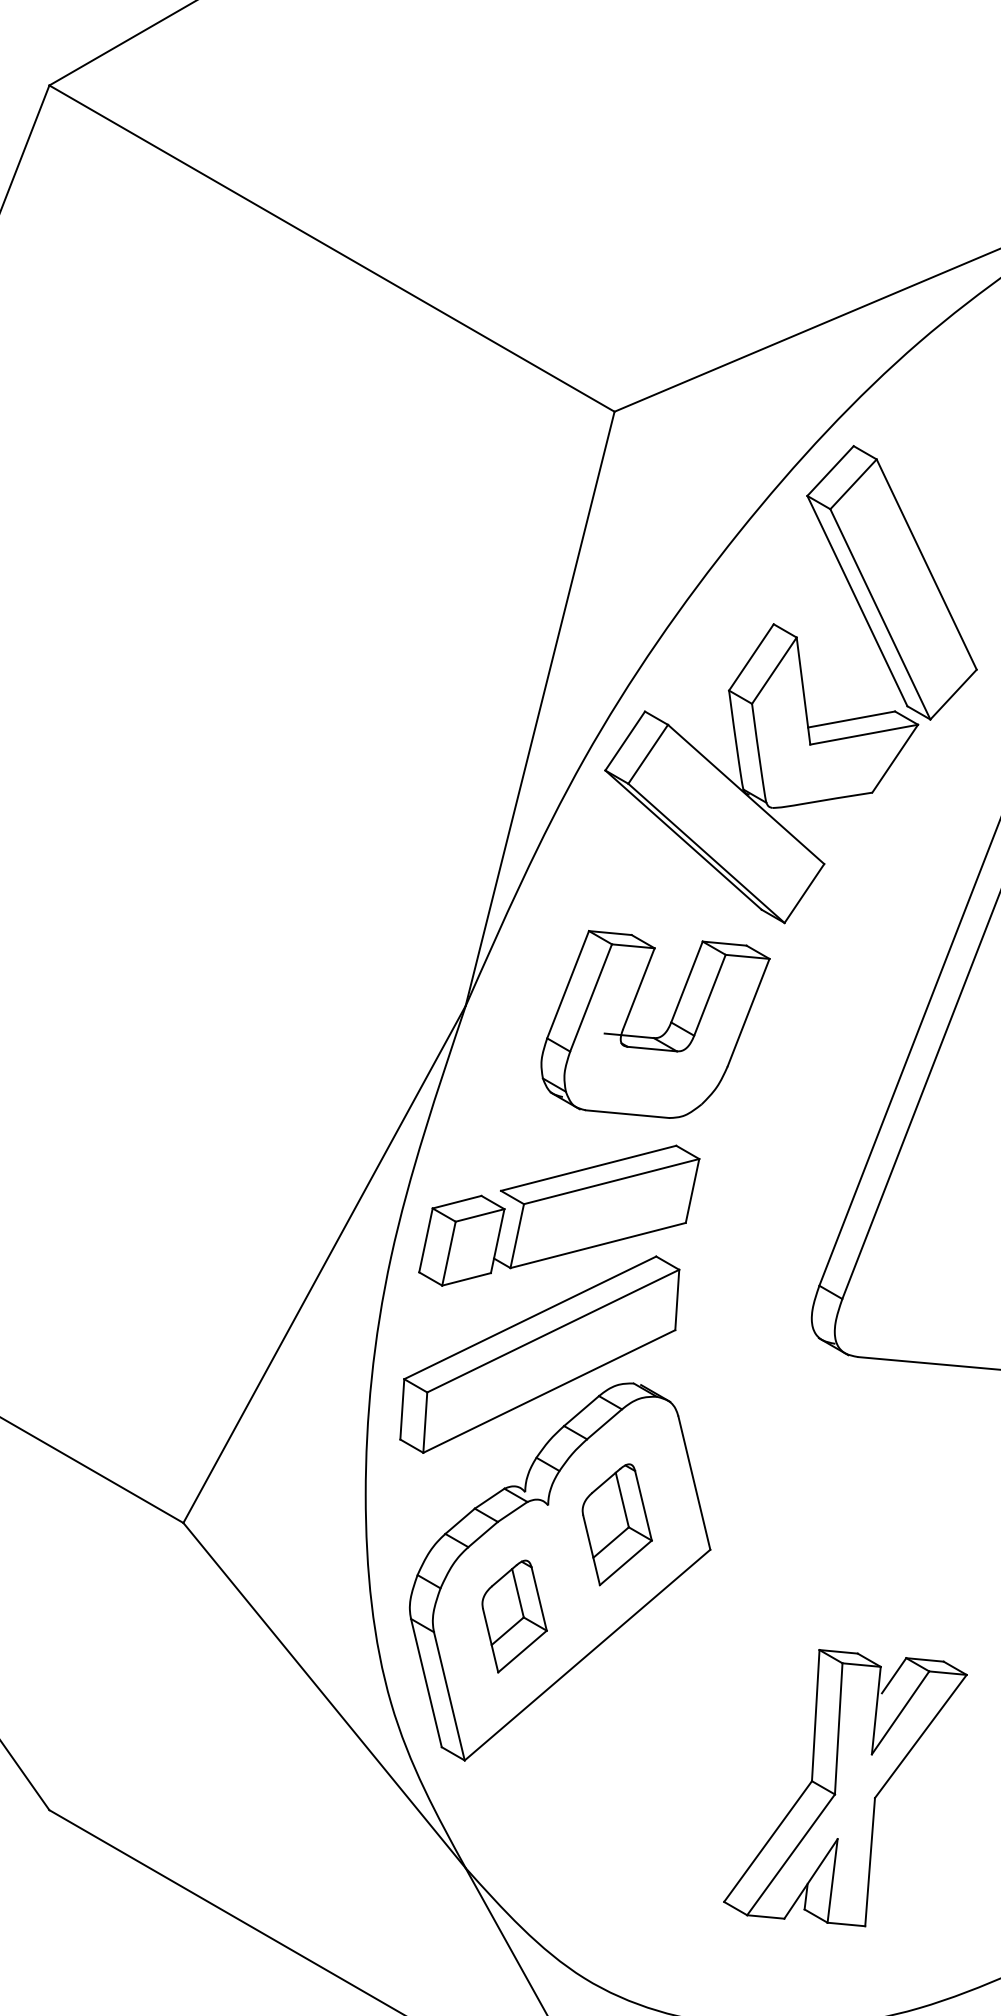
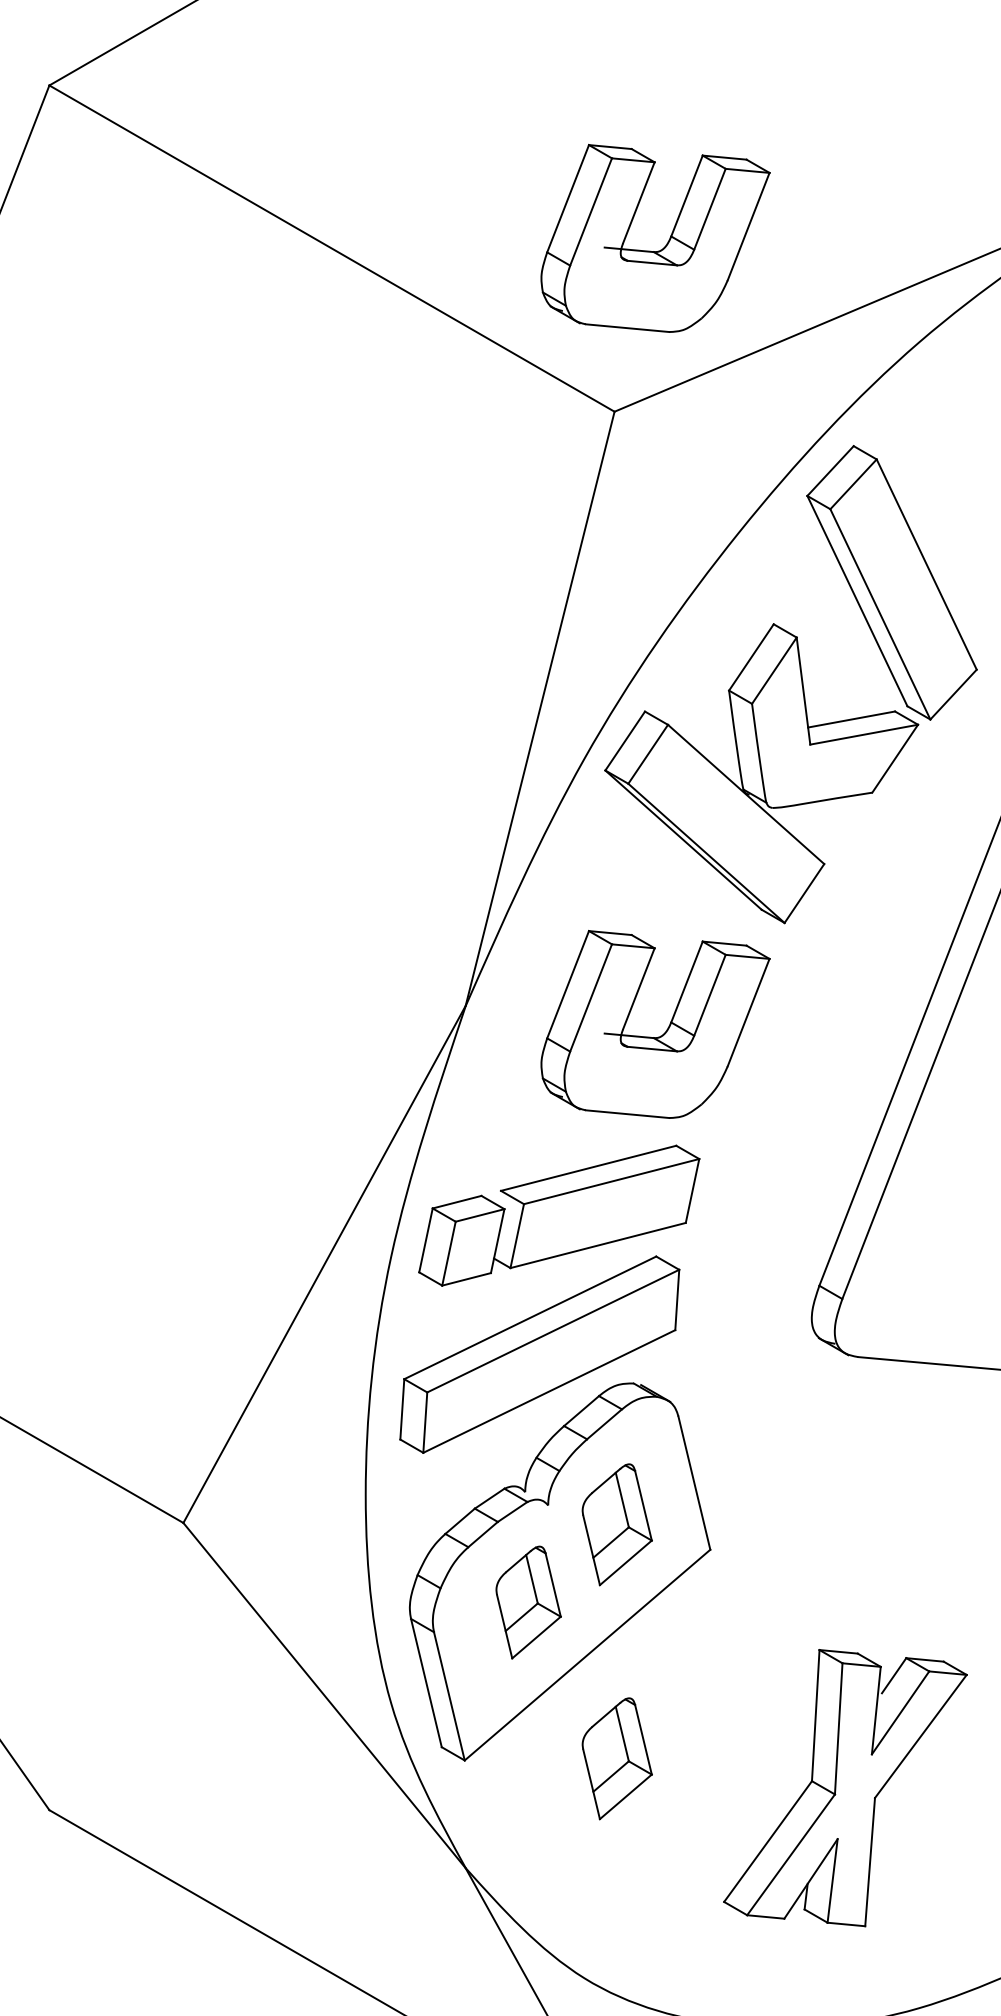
part: none -> present (664, 246)
part position: (514, 1616) -> (528, 1602) (528, 1602)
part: none -> present (616, 1758)
